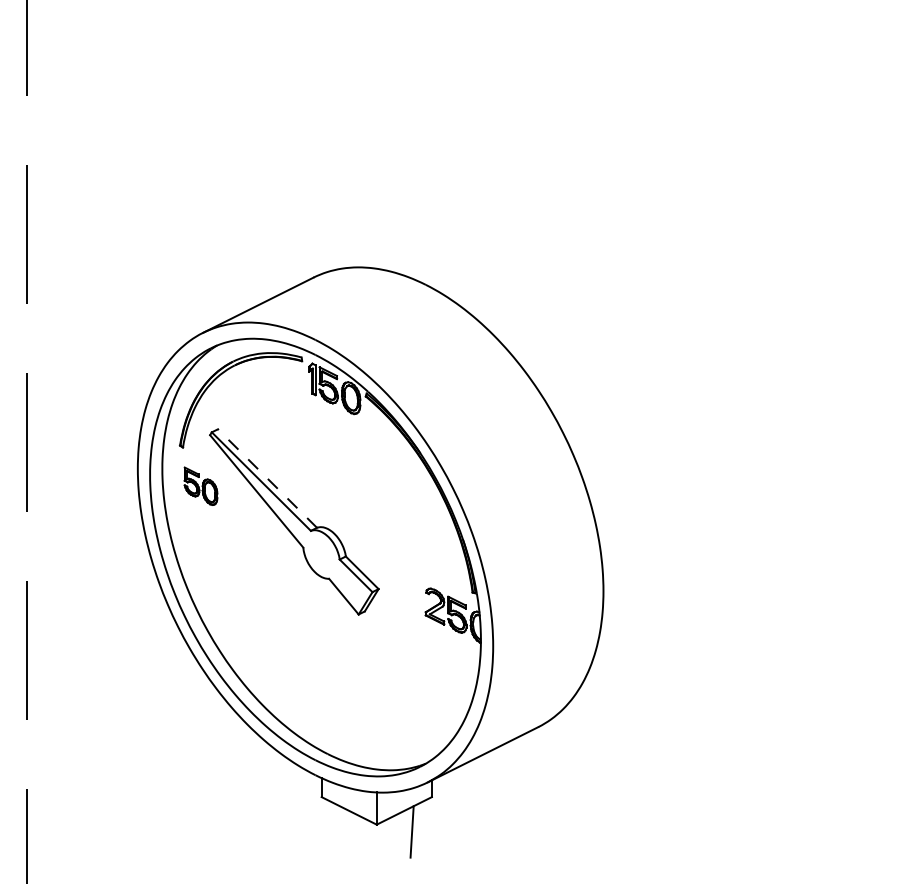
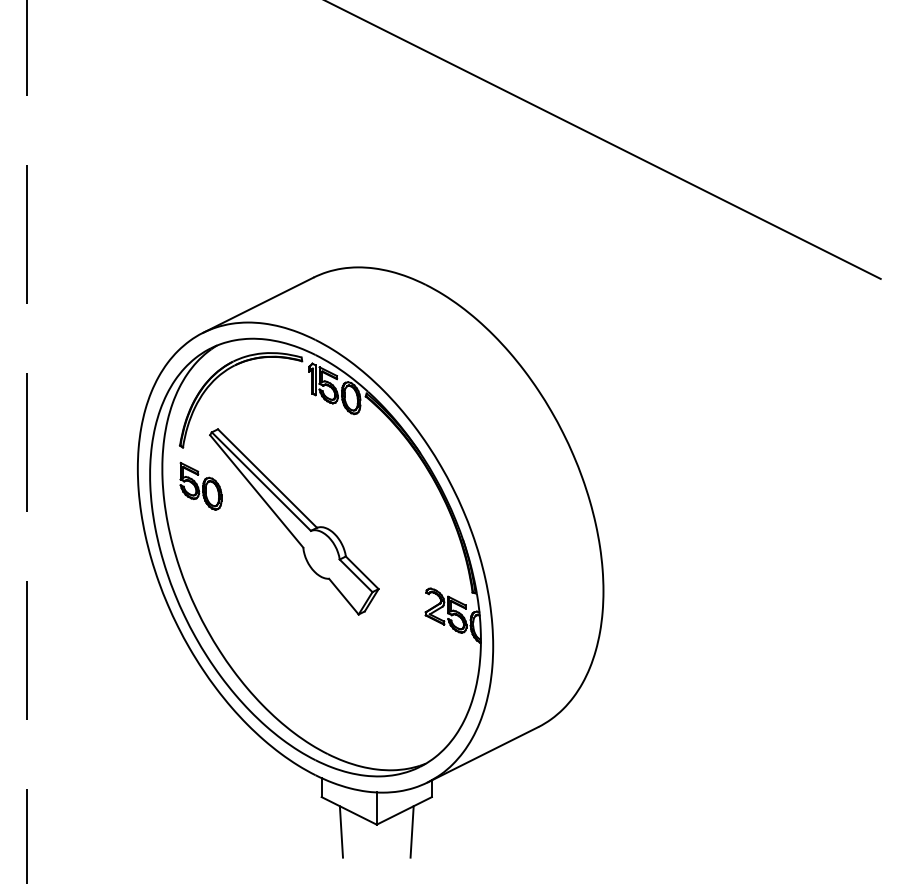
line: none -> present (603, 140)
line: dashed -> solid (267, 478)
part size: 36x40 px -> 44x50 px (200, 485)
line: none -> present (341, 831)
